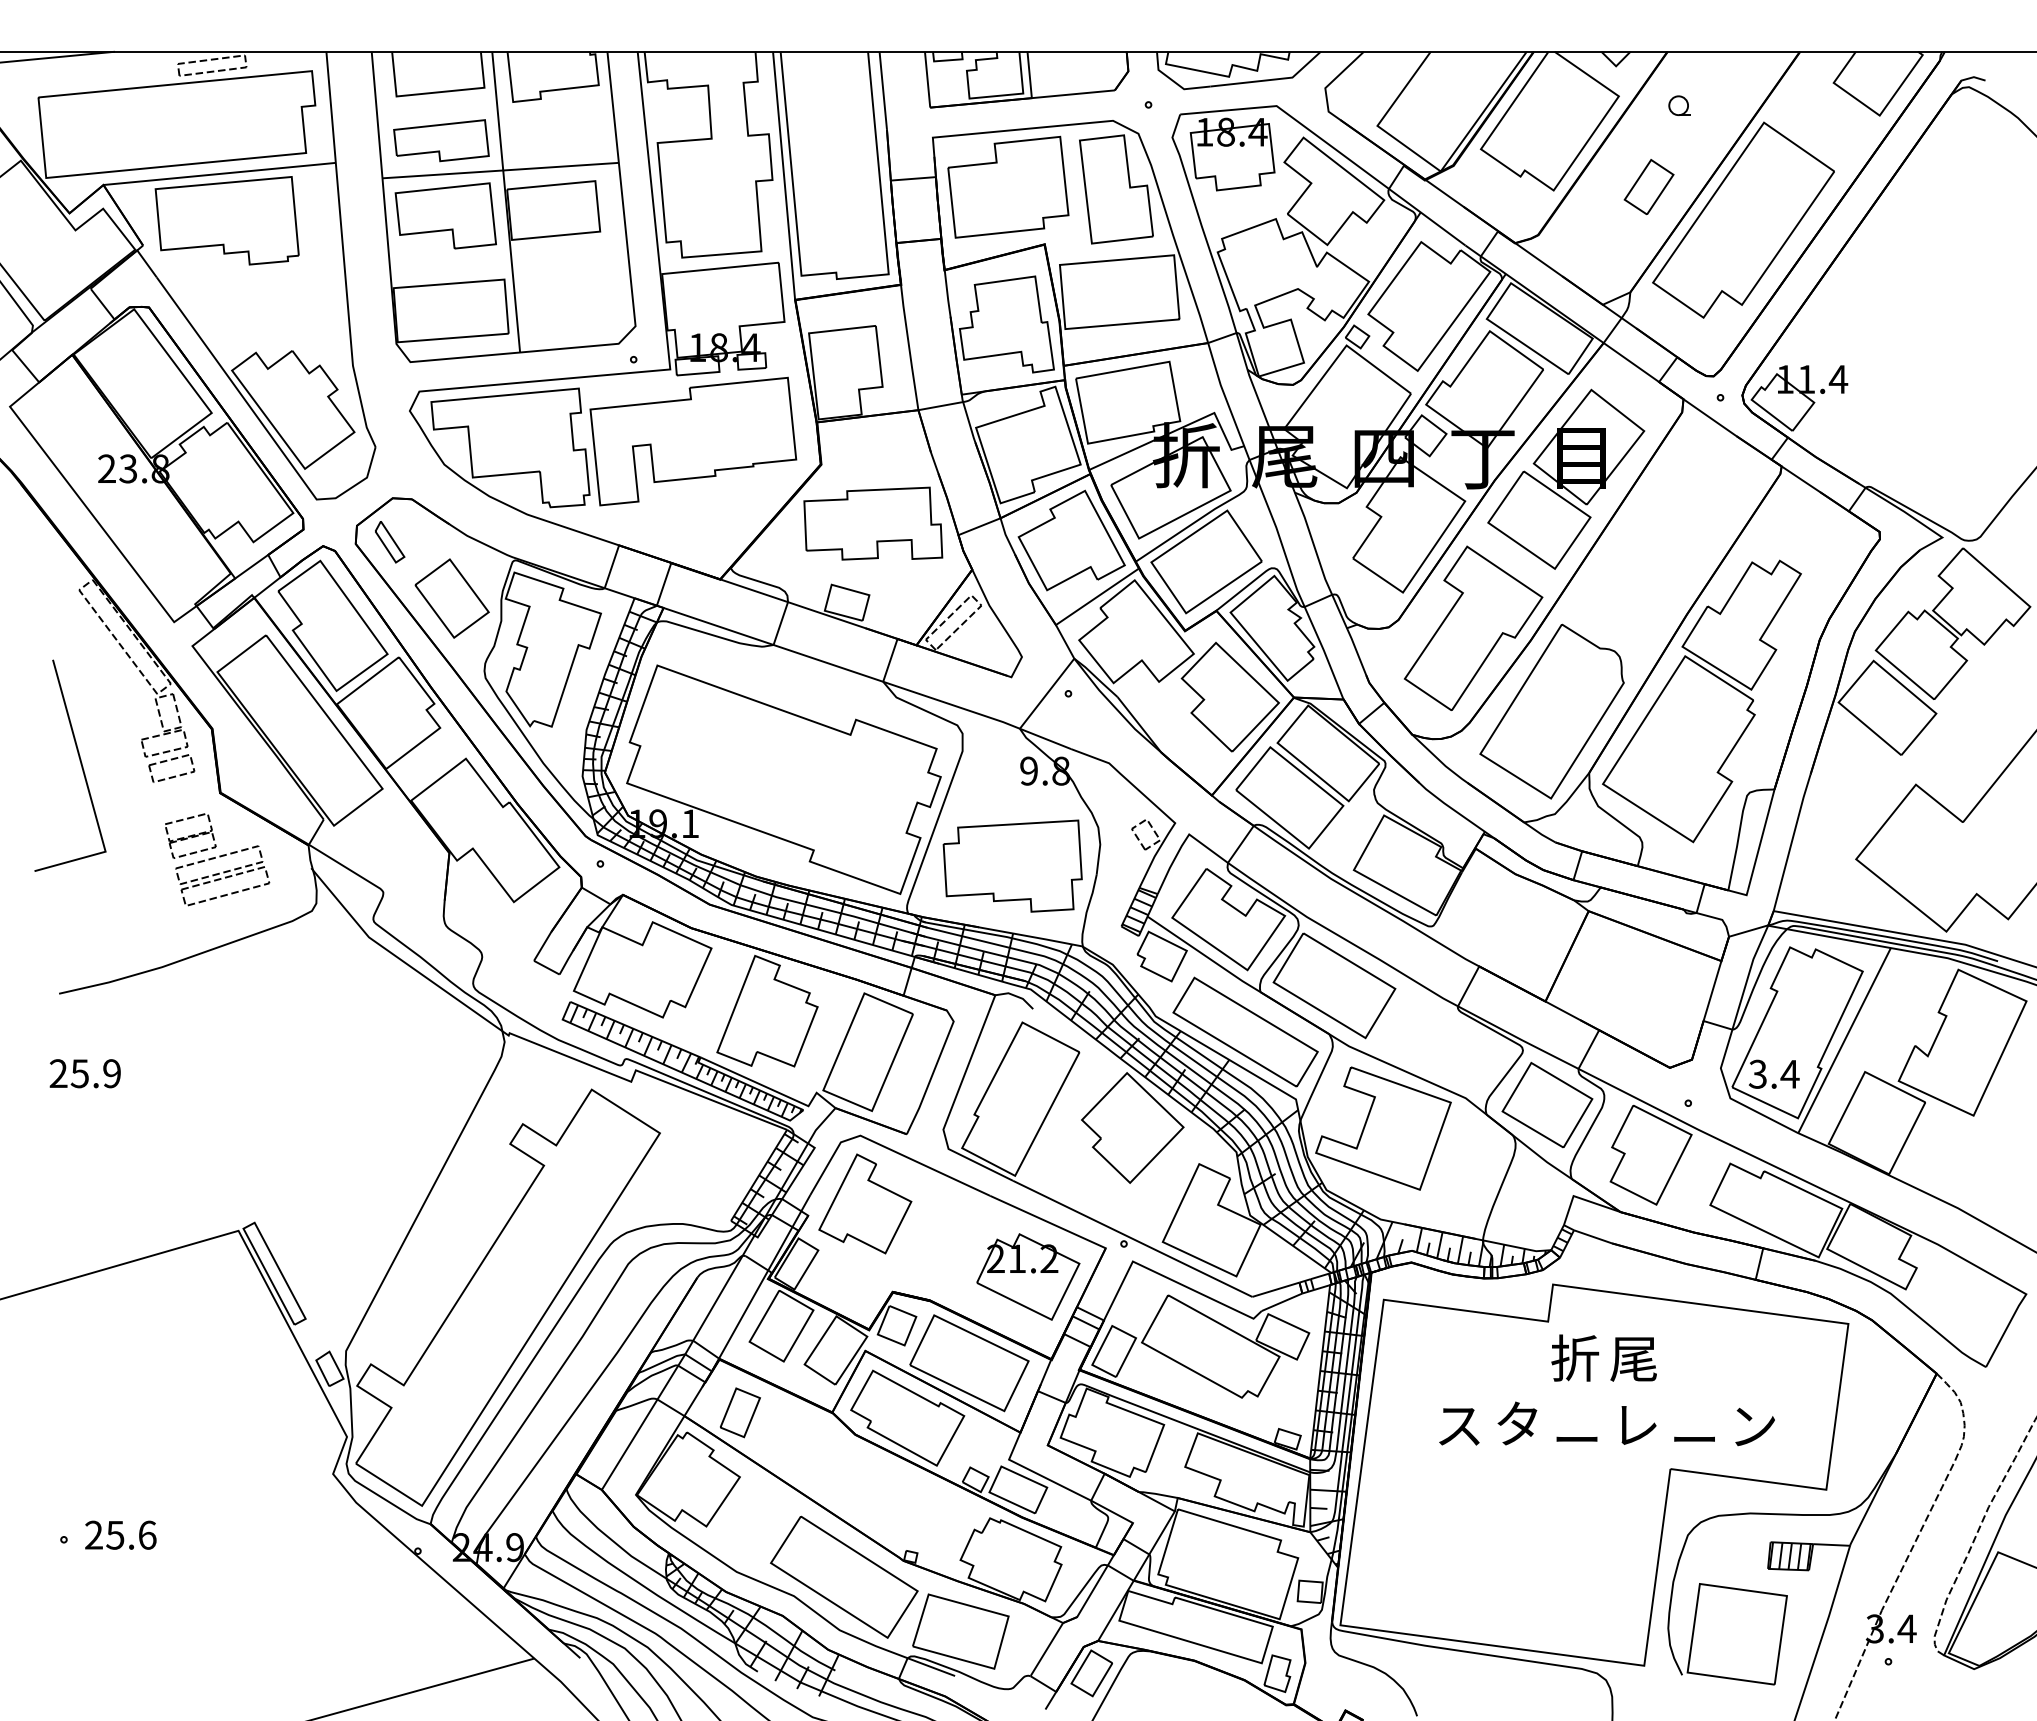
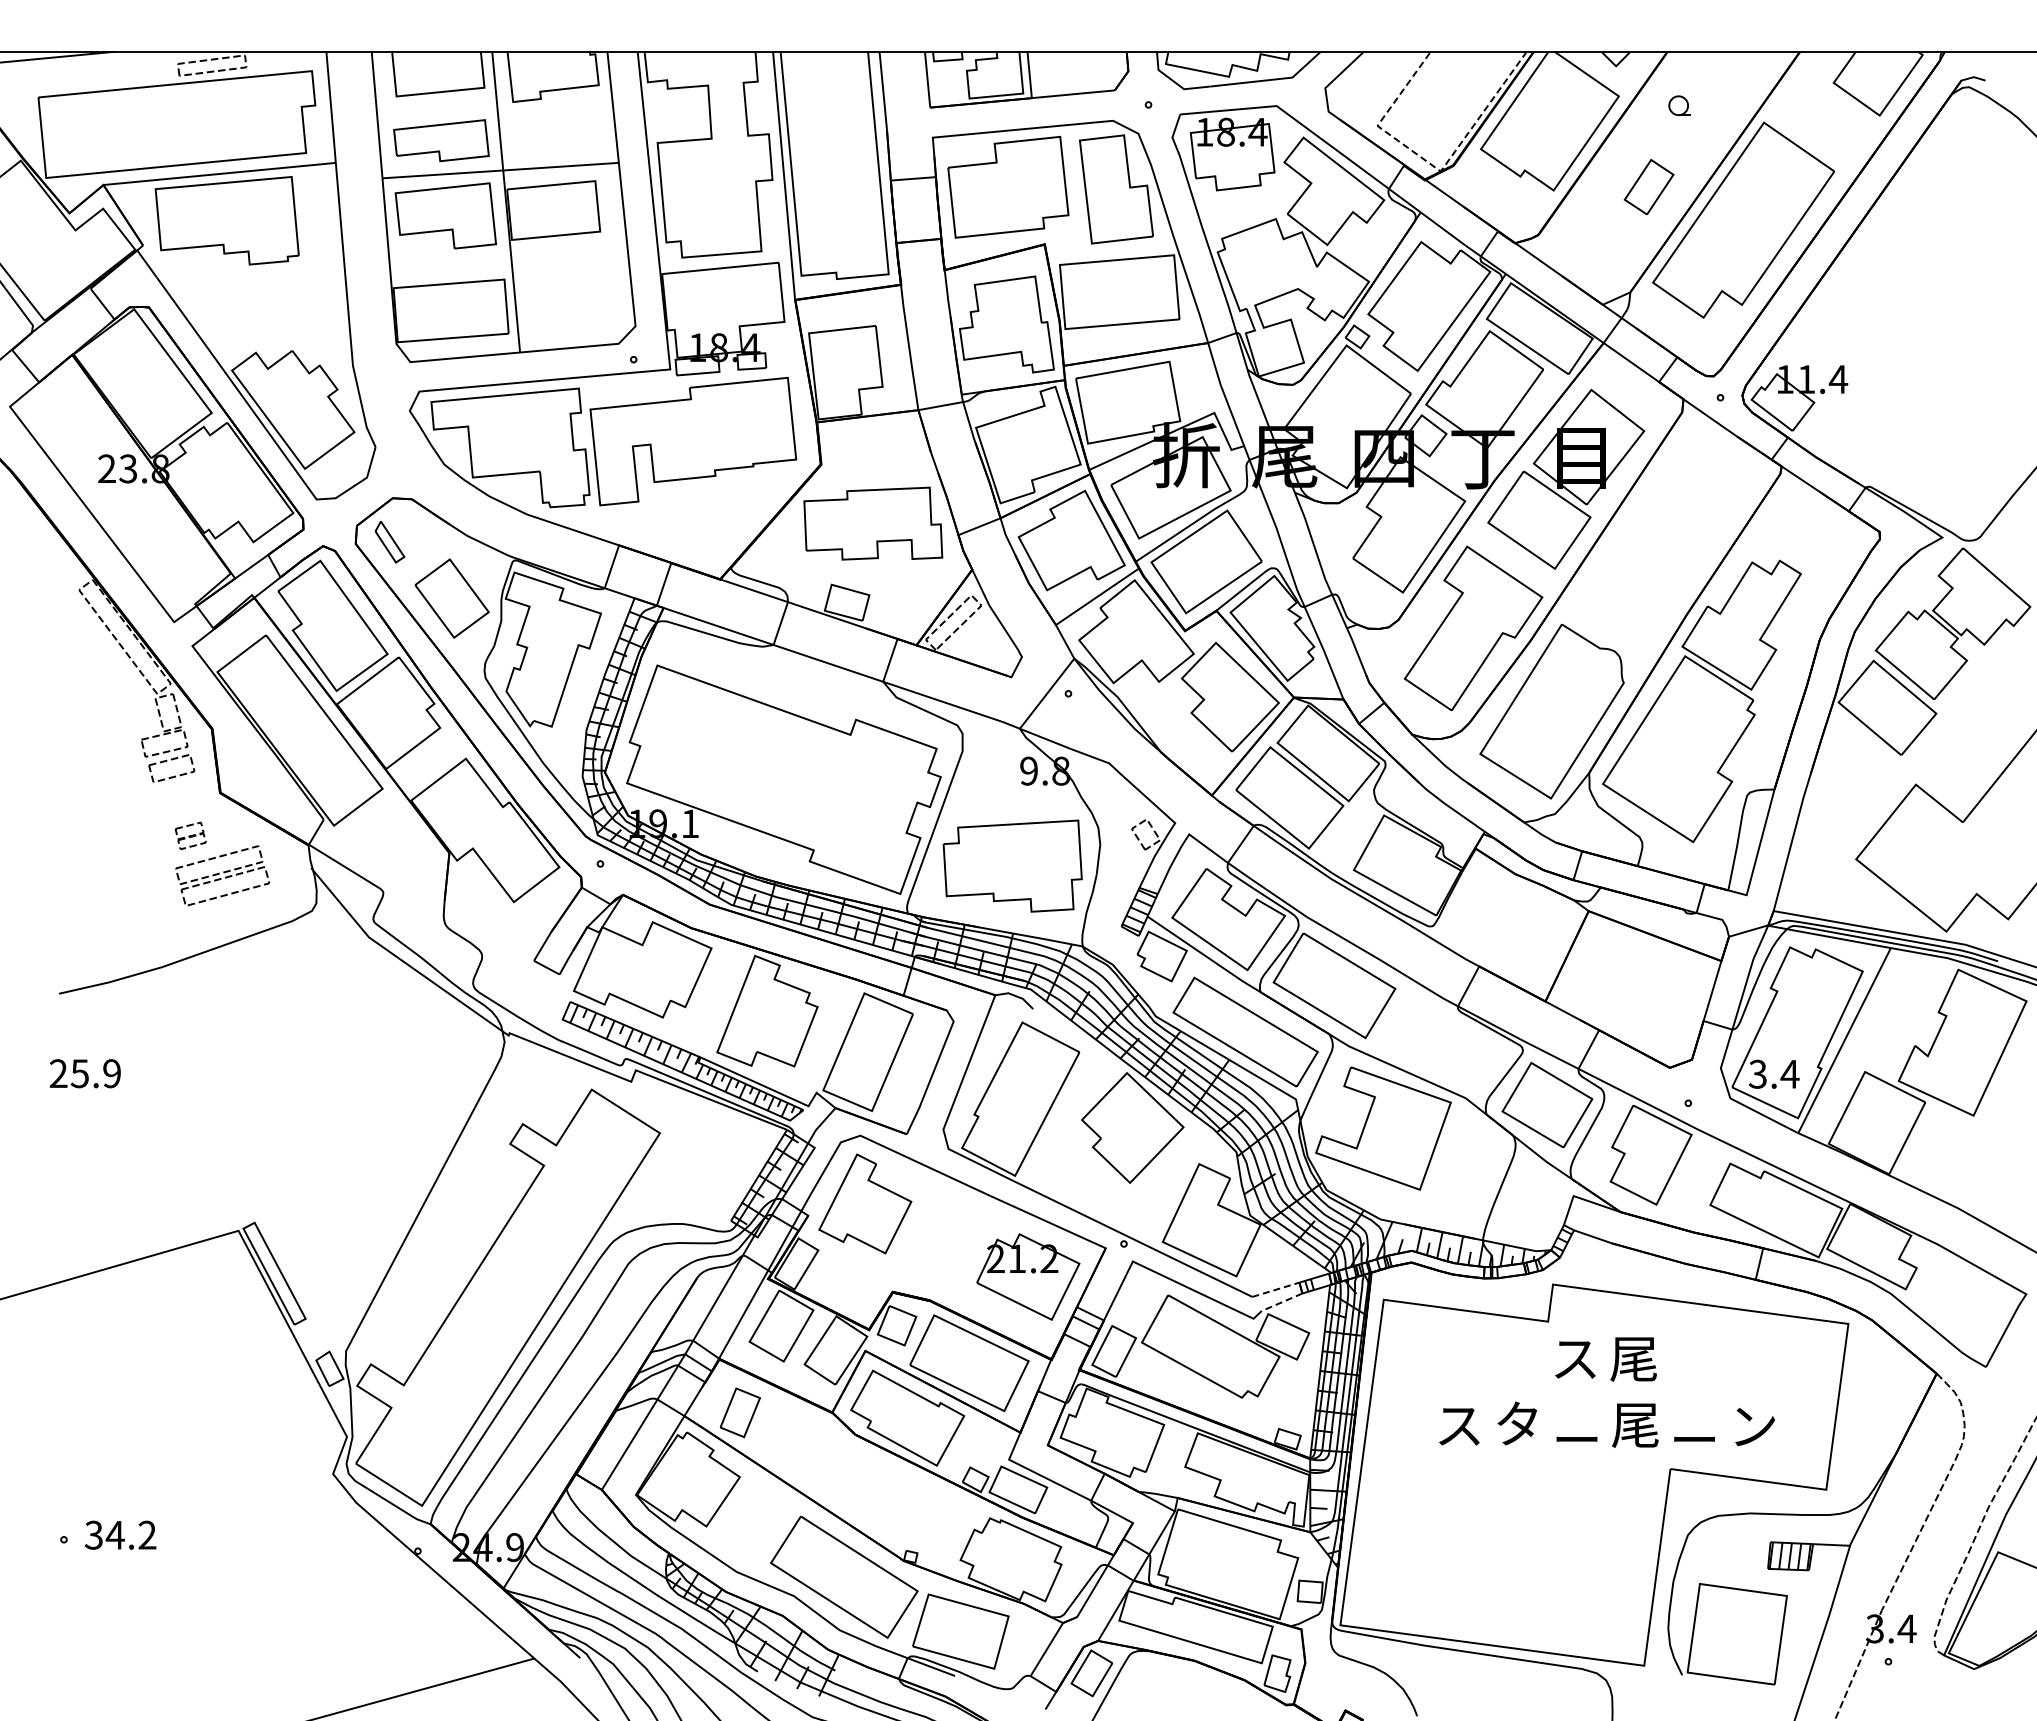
line: solid -> dashed (1431, 165)
line: present -> none (80, 764)
part size: 52x46 px -> 33x29 px (190, 835)
line: solid -> dashed (1275, 1289)
line: solid -> dashed (1281, 1302)
text: 折 -> ス (1575, 1357)
text: レ -> 尾 (1635, 1425)
text: 25.6 -> 34.2 (120, 1534)
